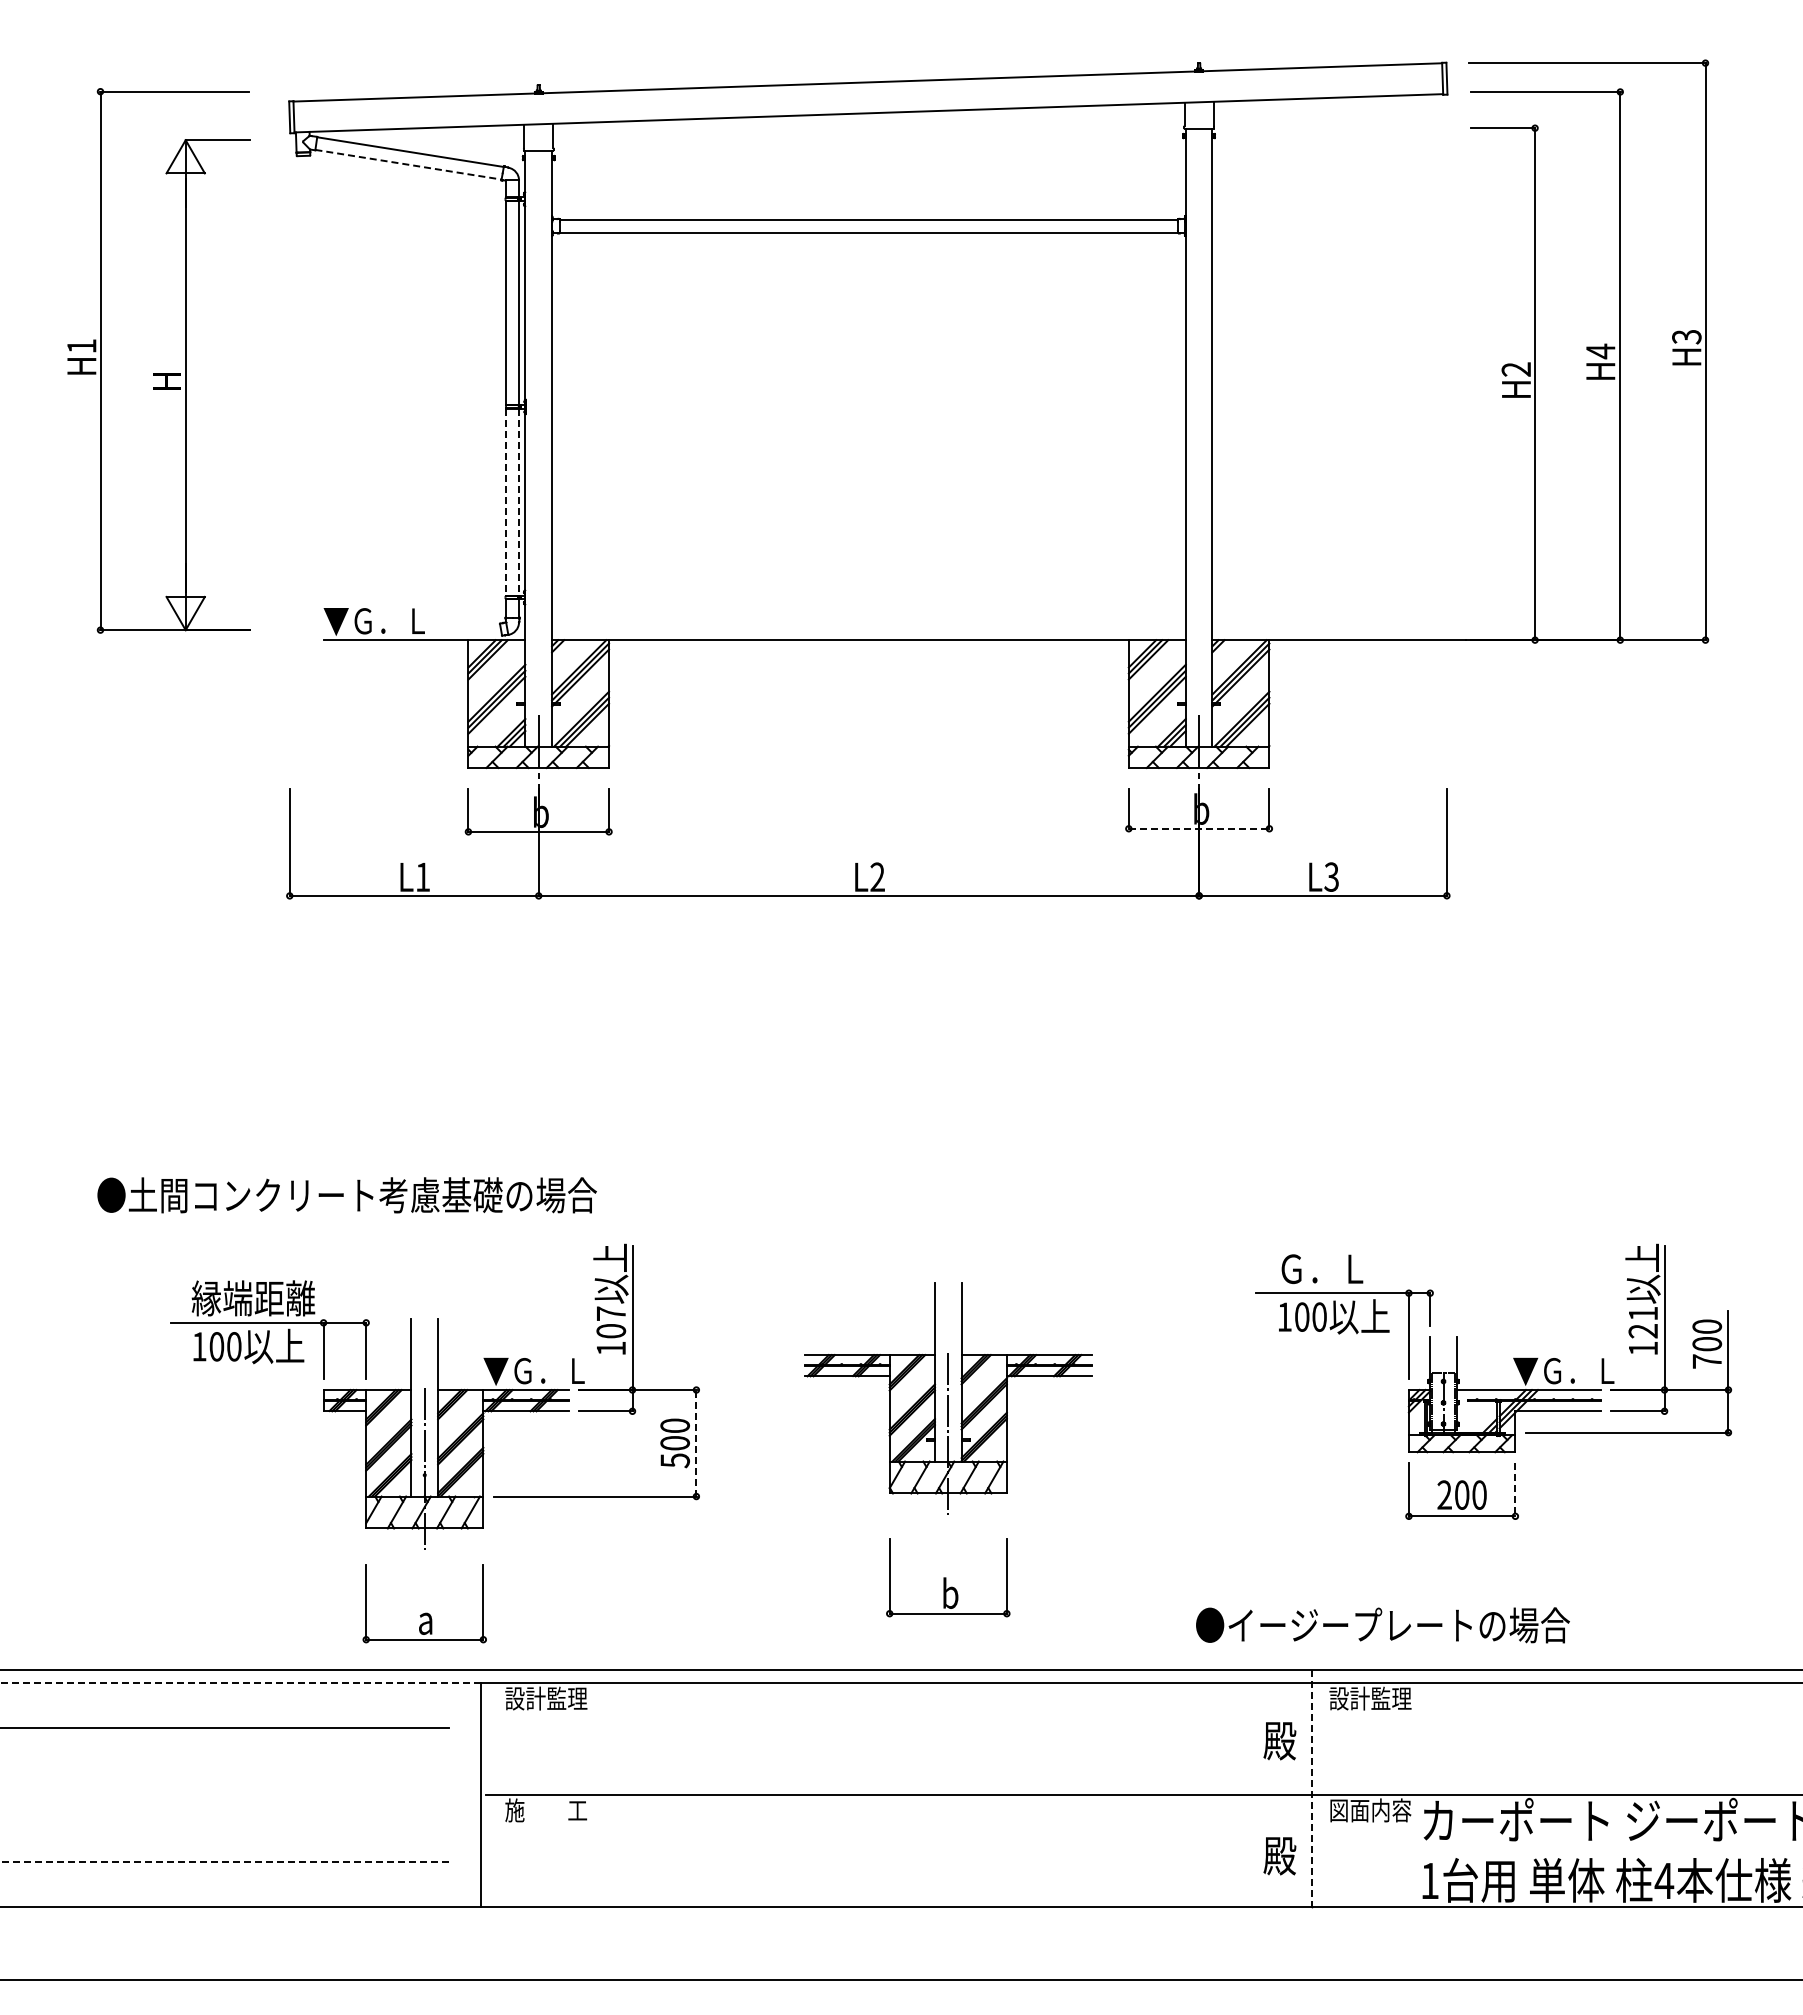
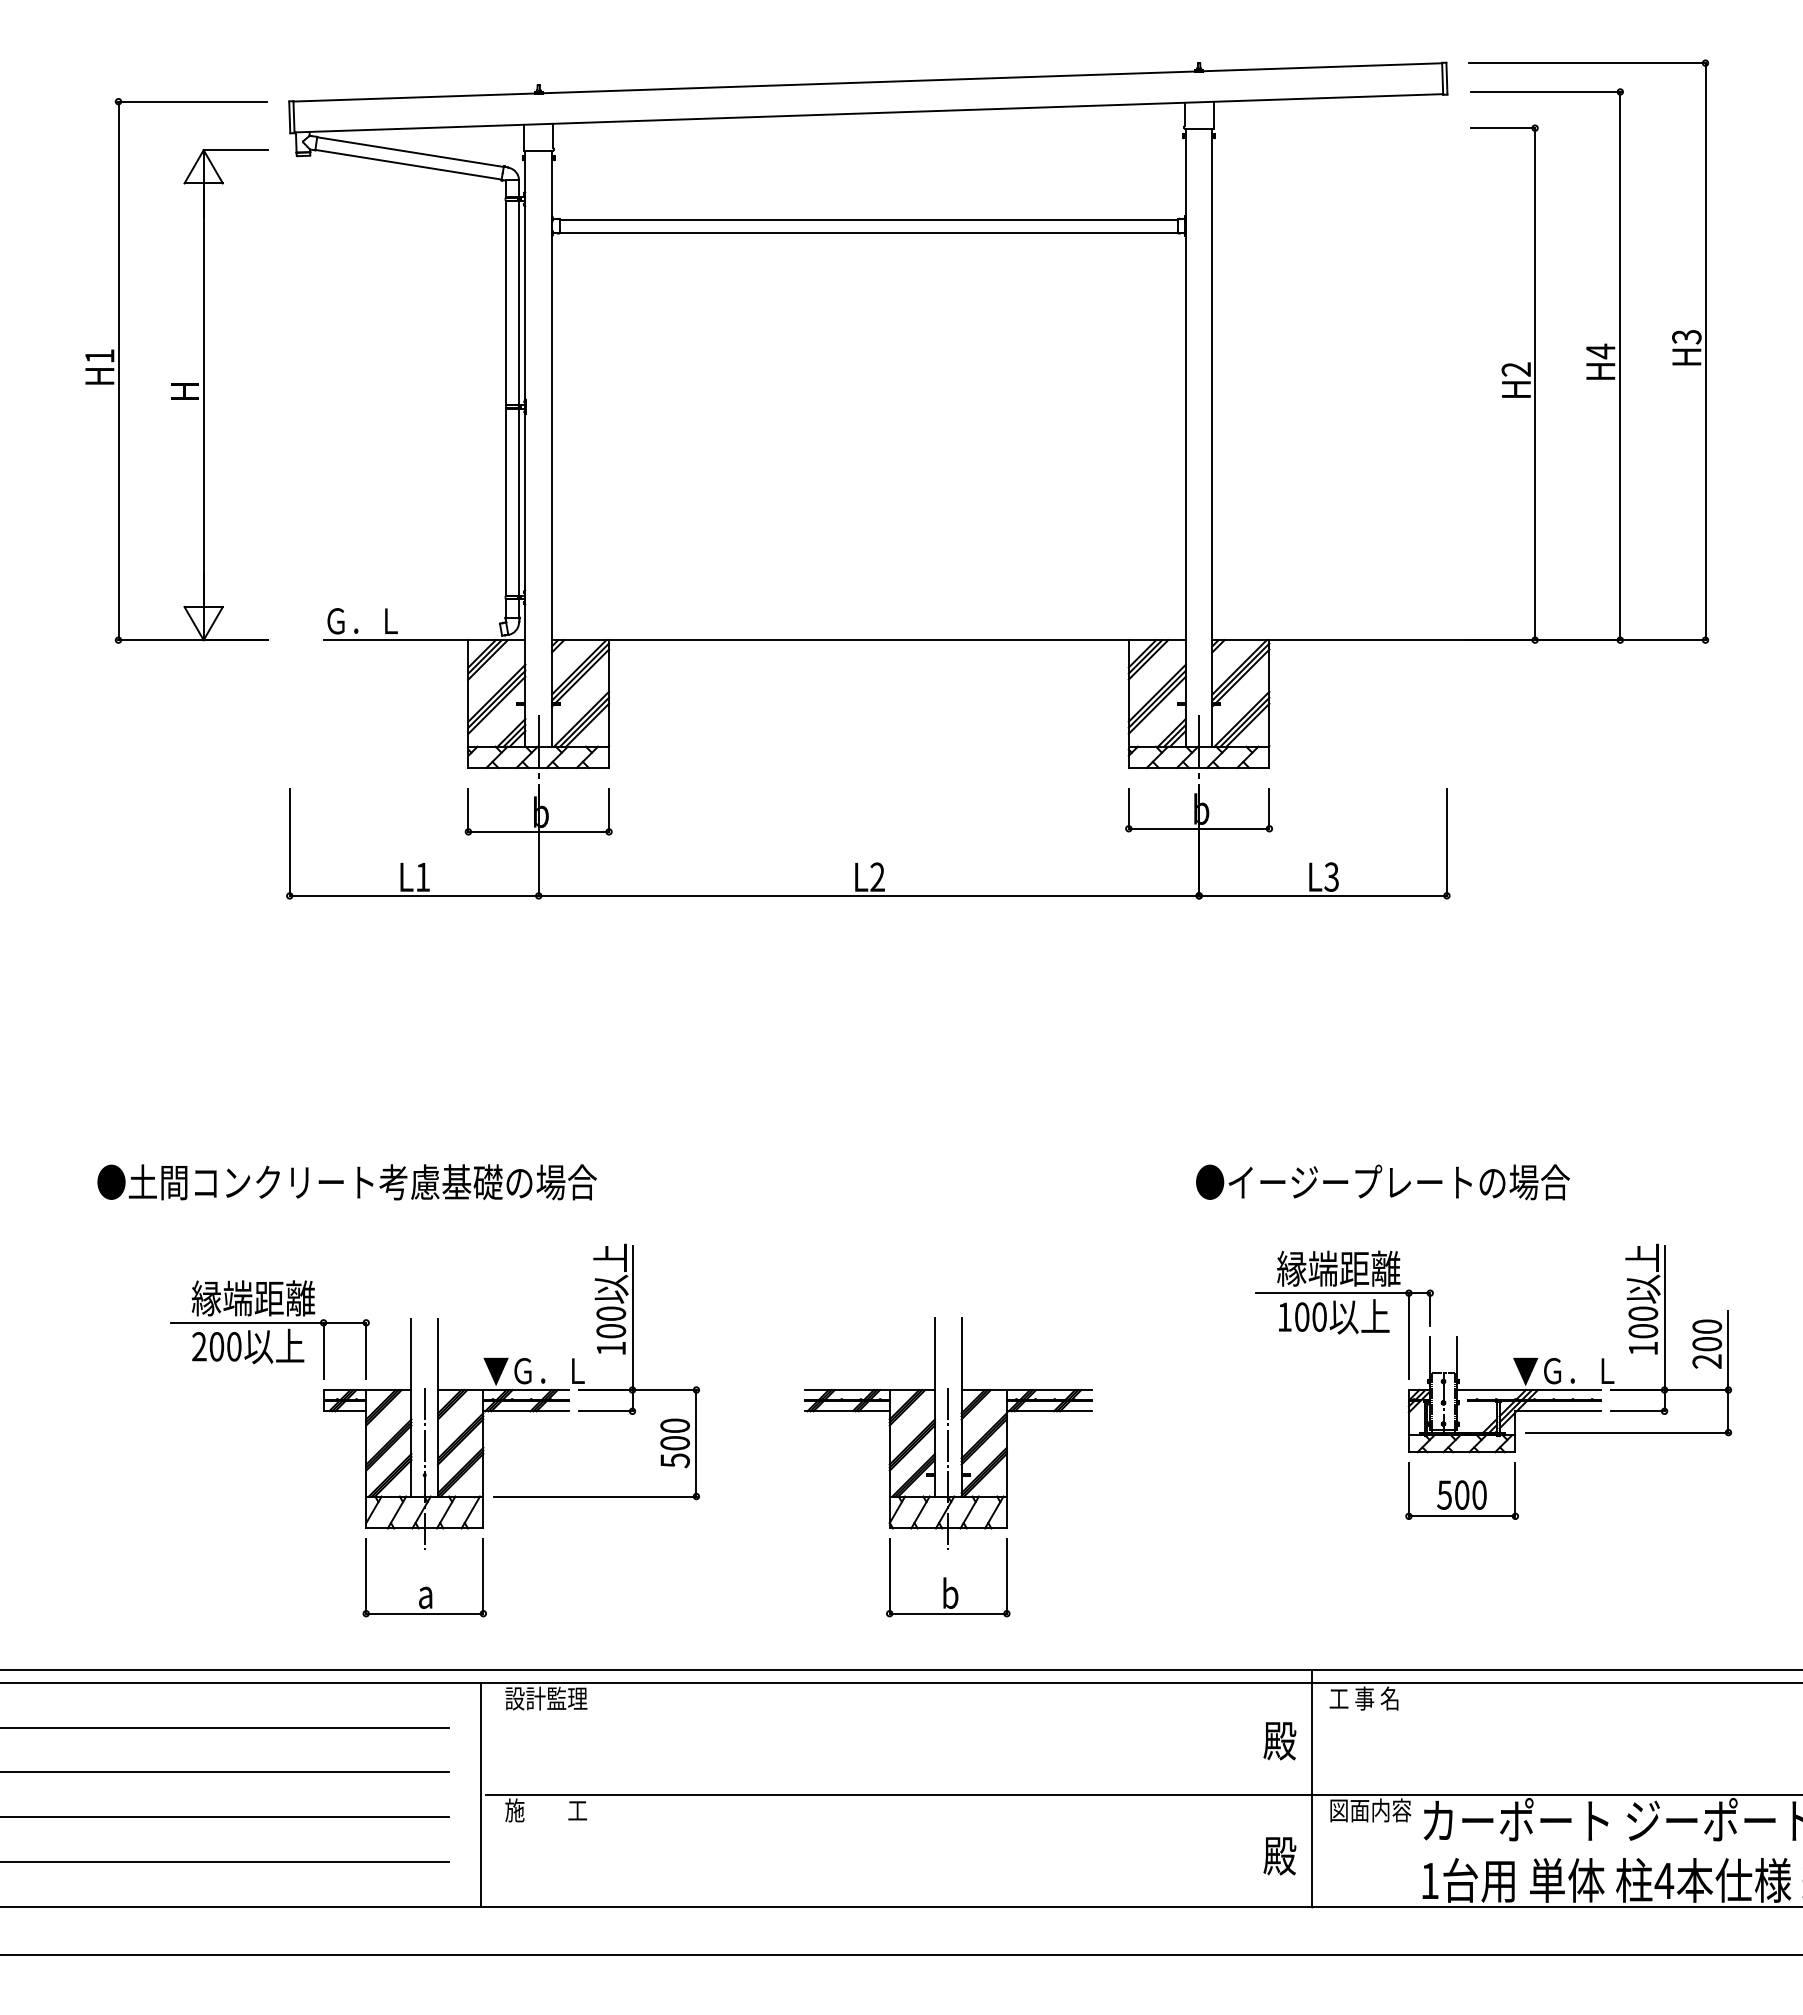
line: dashed -> solid (409, 164)
part position: (158, 373) -> (176, 383) (176, 383)
line: dashed -> solid (506, 502)
line: dashed -> solid (519, 502)
text: ▼Ｇ．Ｌ -> Ｇ．Ｌ (373, 621)
line: dashed -> solid (1199, 828)
text position: (346, 1195) -> (346, 1182) (346, 1182)
text: Ｇ．Ｌ -> 縁端距離 (1338, 1268)
text: 107 -> 100 (611, 1313)
text: 121 -> 100 (1643, 1322)
text: 100 -> 200 (199, 1346)
text: 700 -> 200 (1706, 1361)
part position: (948, 1398) -> (948, 1433) (948, 1433)
line: dashed -> solid (696, 1442)
line: dashed -> solid (1515, 1489)
text: 200 -> 500 (1444, 1494)
part position: (425, 1612) -> (425, 1586) (425, 1586)
text position: (1382, 1625) -> (1382, 1182) (1382, 1182)
line: dashed -> solid (240, 1682)
text: 設計監理 -> 工 事 名 (1370, 1698)
line: none -> present (225, 1772)
line: dashed -> solid (1311, 1788)
line: none -> present (225, 1817)
line: dashed -> solid (225, 1861)
line position: (900, 1979) -> (900, 1954) (900, 1954)
